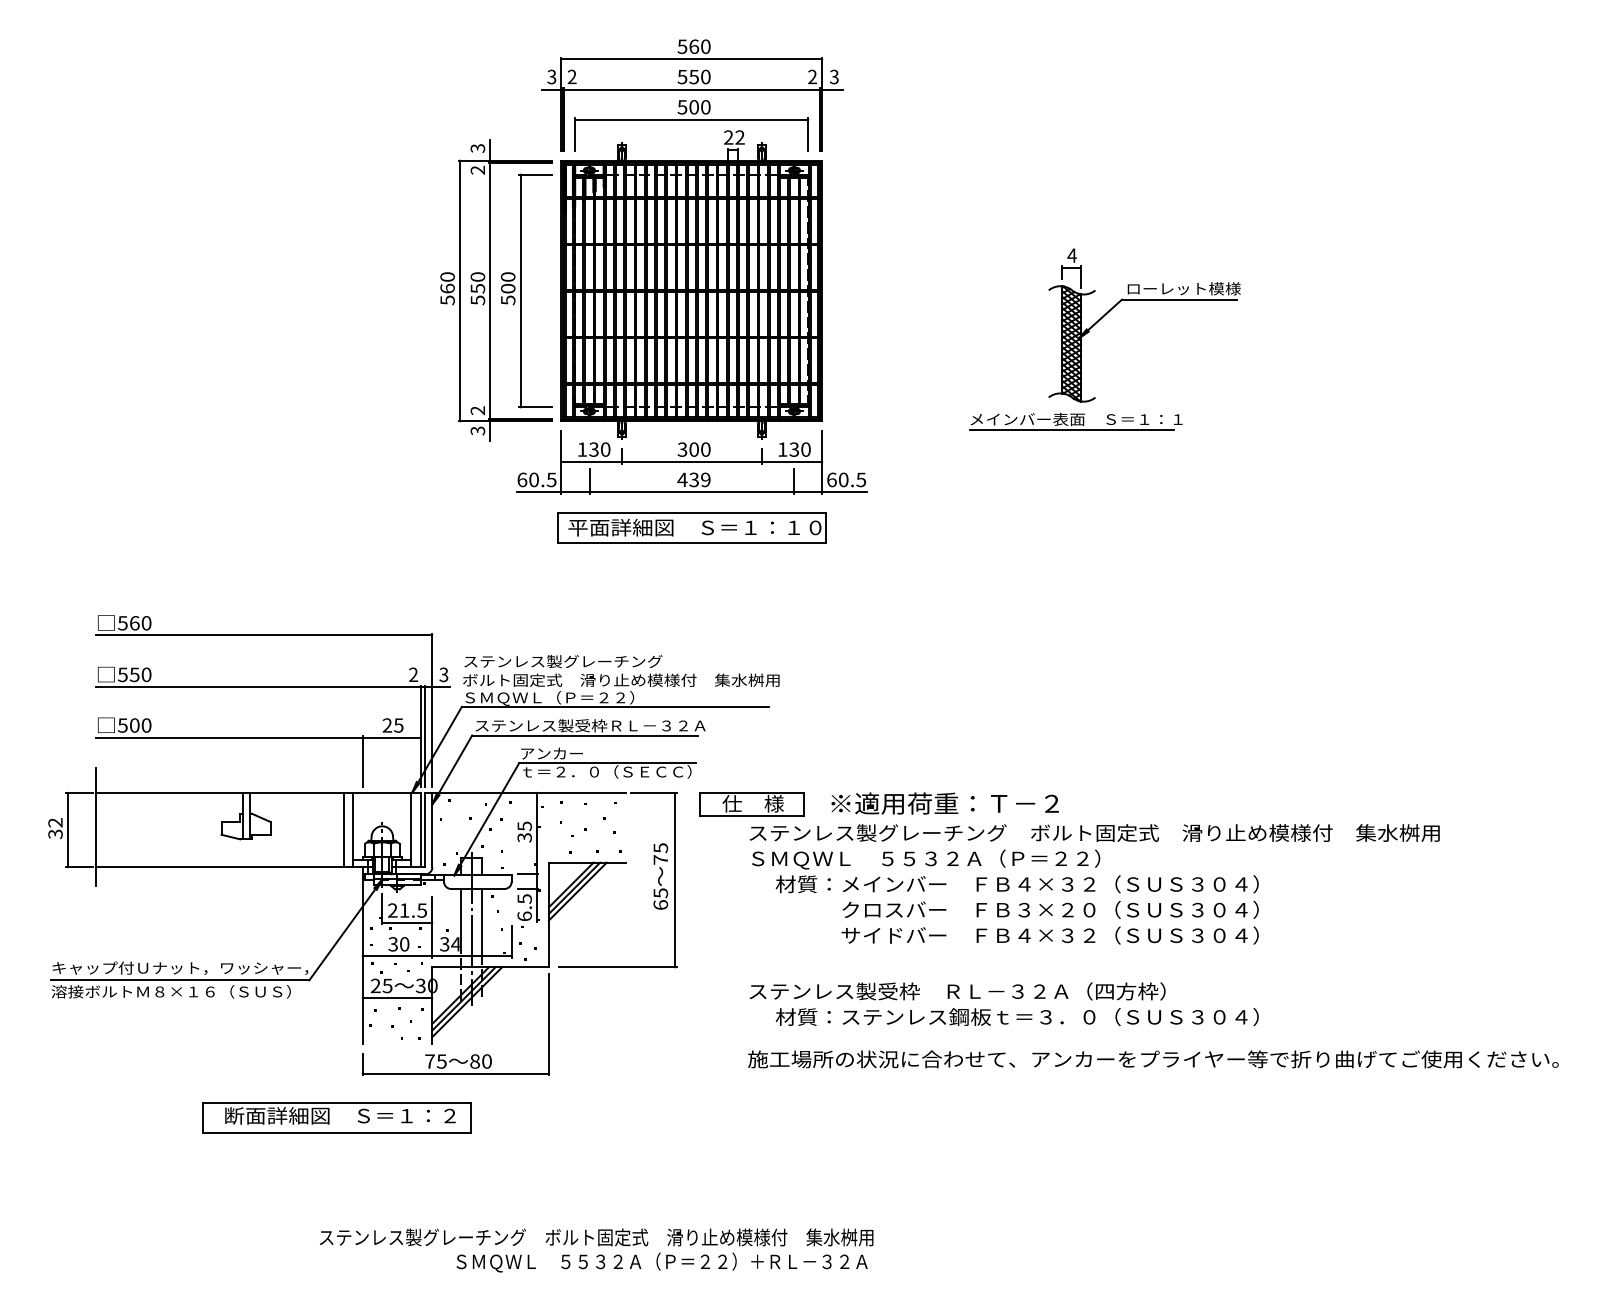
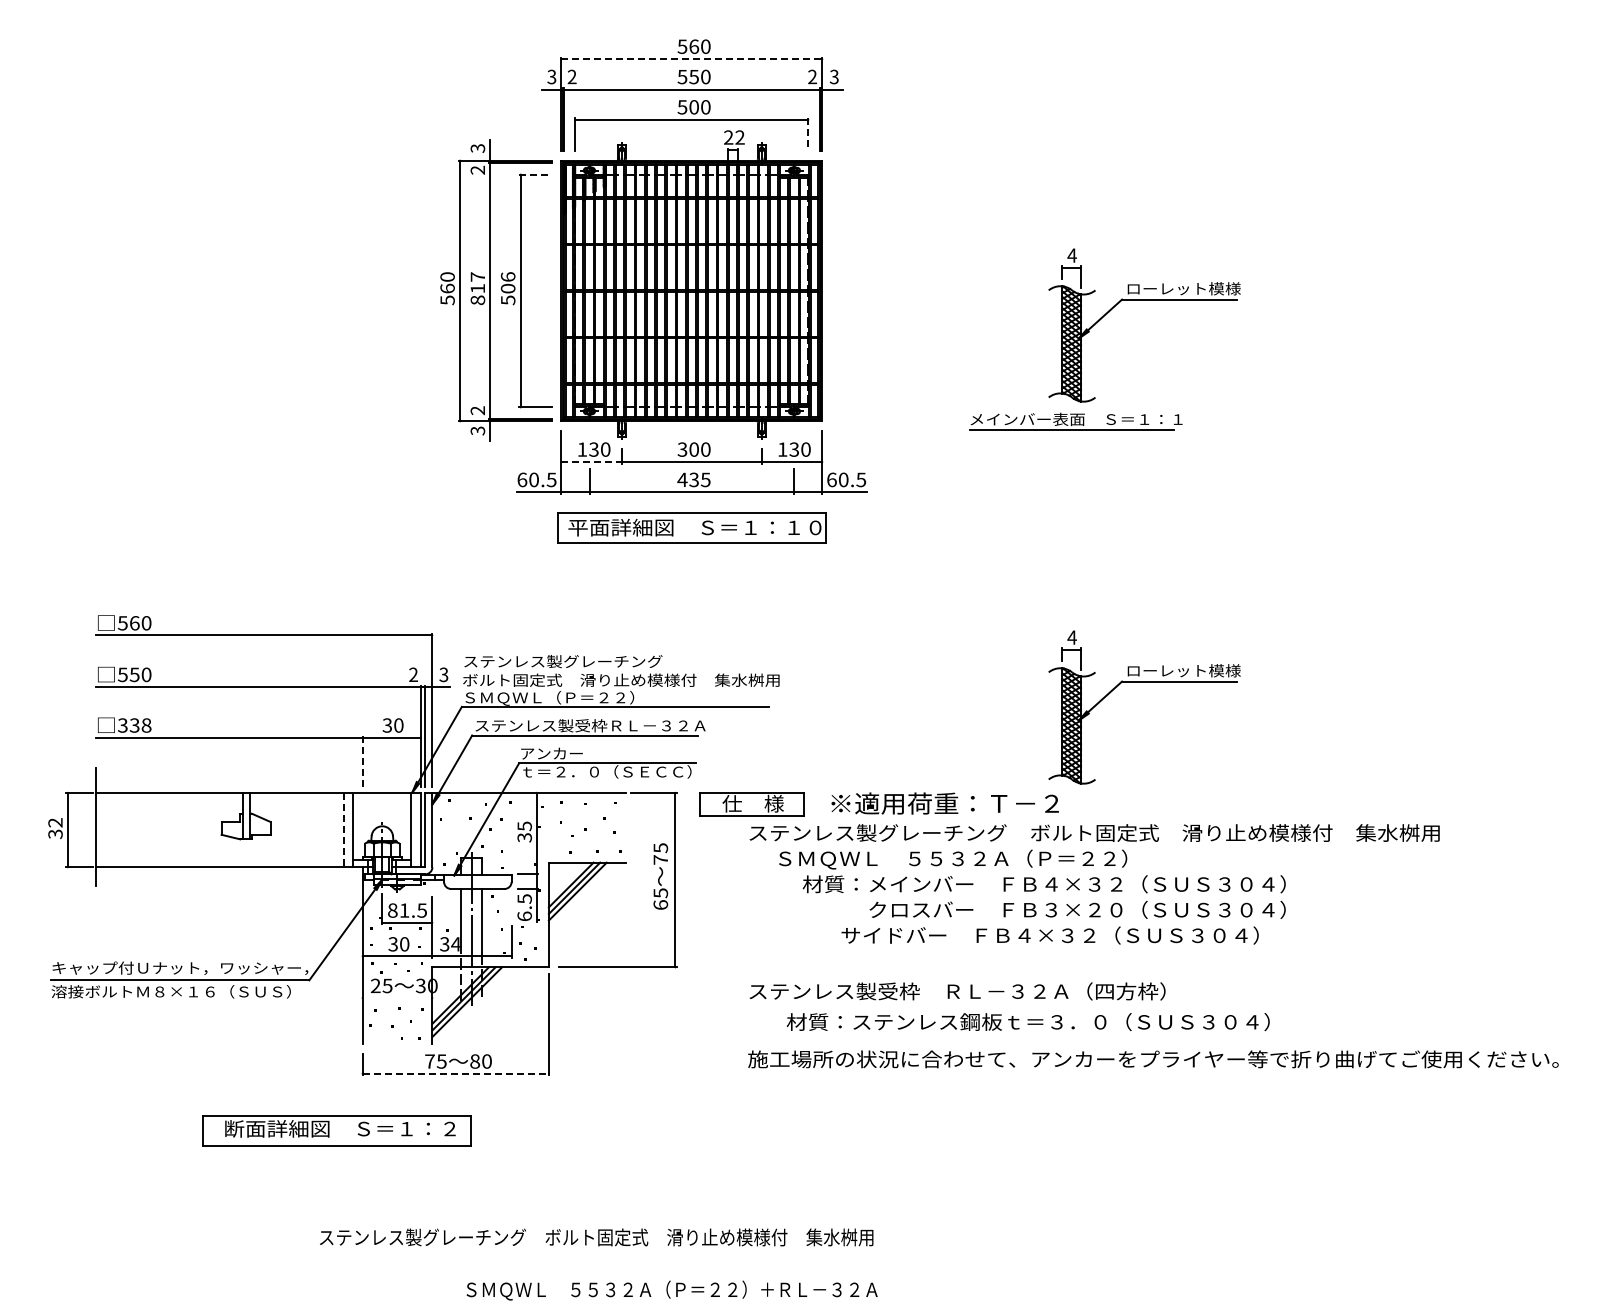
line: solid -> dashed (692, 59)
line: solid -> dashed (808, 135)
line: solid -> dashed (536, 174)
text: 500 -> 506 (507, 276)
text: 550 -> 817 (477, 288)
line: solid -> dashed (592, 462)
text: 439 -> 435 (705, 479)
part: none -> present (1144, 682)
text: 500 -> 338 (134, 725)
text: 25 -> 30 (392, 725)
line: solid -> dashed (362, 760)
line: solid -> dashed (343, 830)
text position: (1005, 883) -> (1032, 883) (1032, 883)
text: 21.5 -> 81.5 (392, 910)
line: present -> none (397, 998)
text position: (1016, 1017) -> (1027, 1022) (1027, 1022)
line: solid -> dashed (456, 1073)
part position: (336, 1117) -> (336, 1130) (336, 1130)
text position: (661, 1262) -> (671, 1290) (671, 1290)
